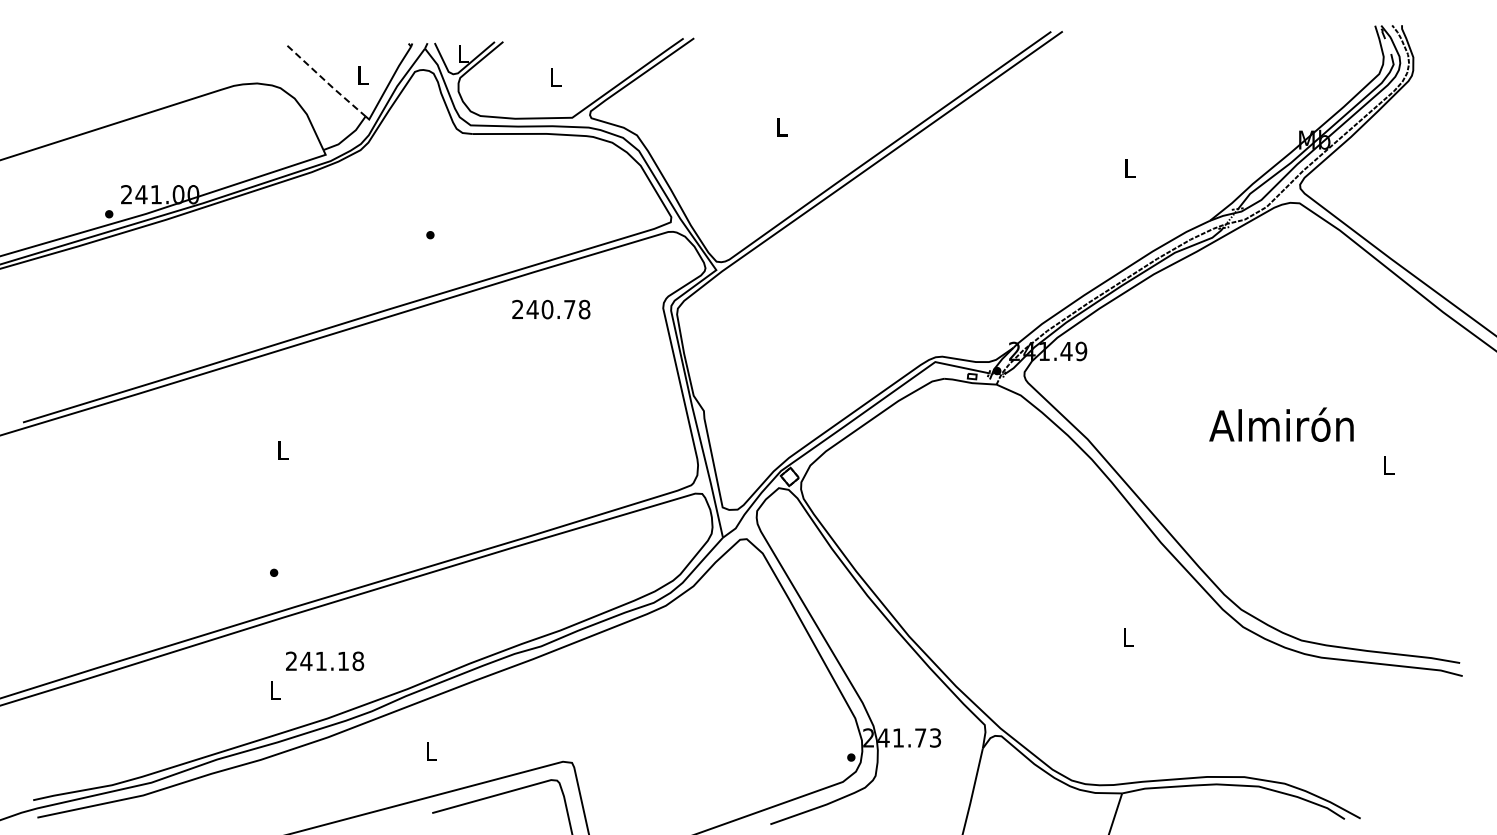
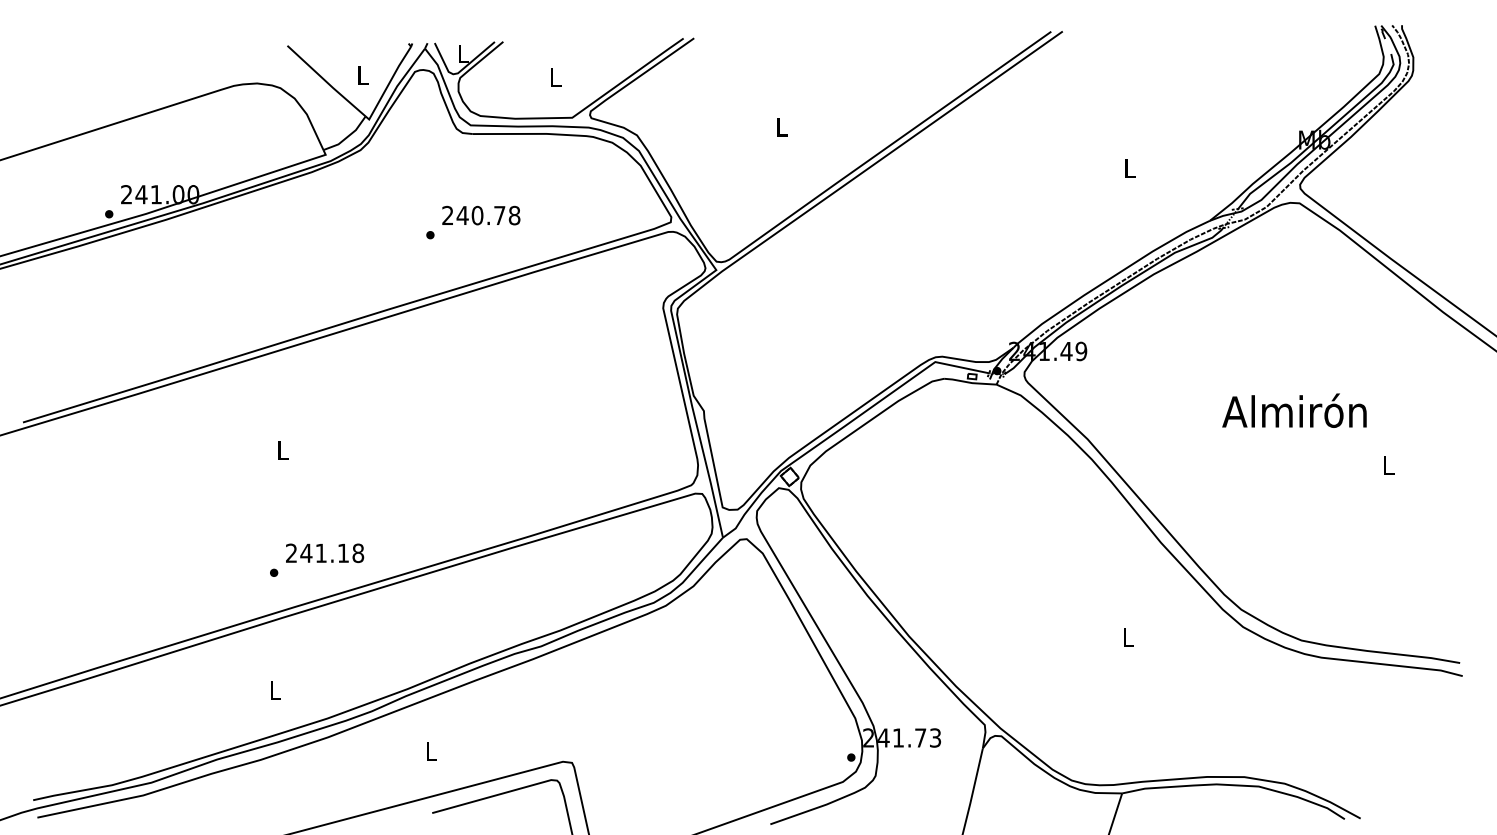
line: dashed -> solid (326, 82)
text position: (551, 309) -> (481, 215) (481, 215)
text position: (1281, 424) -> (1294, 410) (1294, 410)
text position: (325, 660) -> (325, 552) (325, 552)
